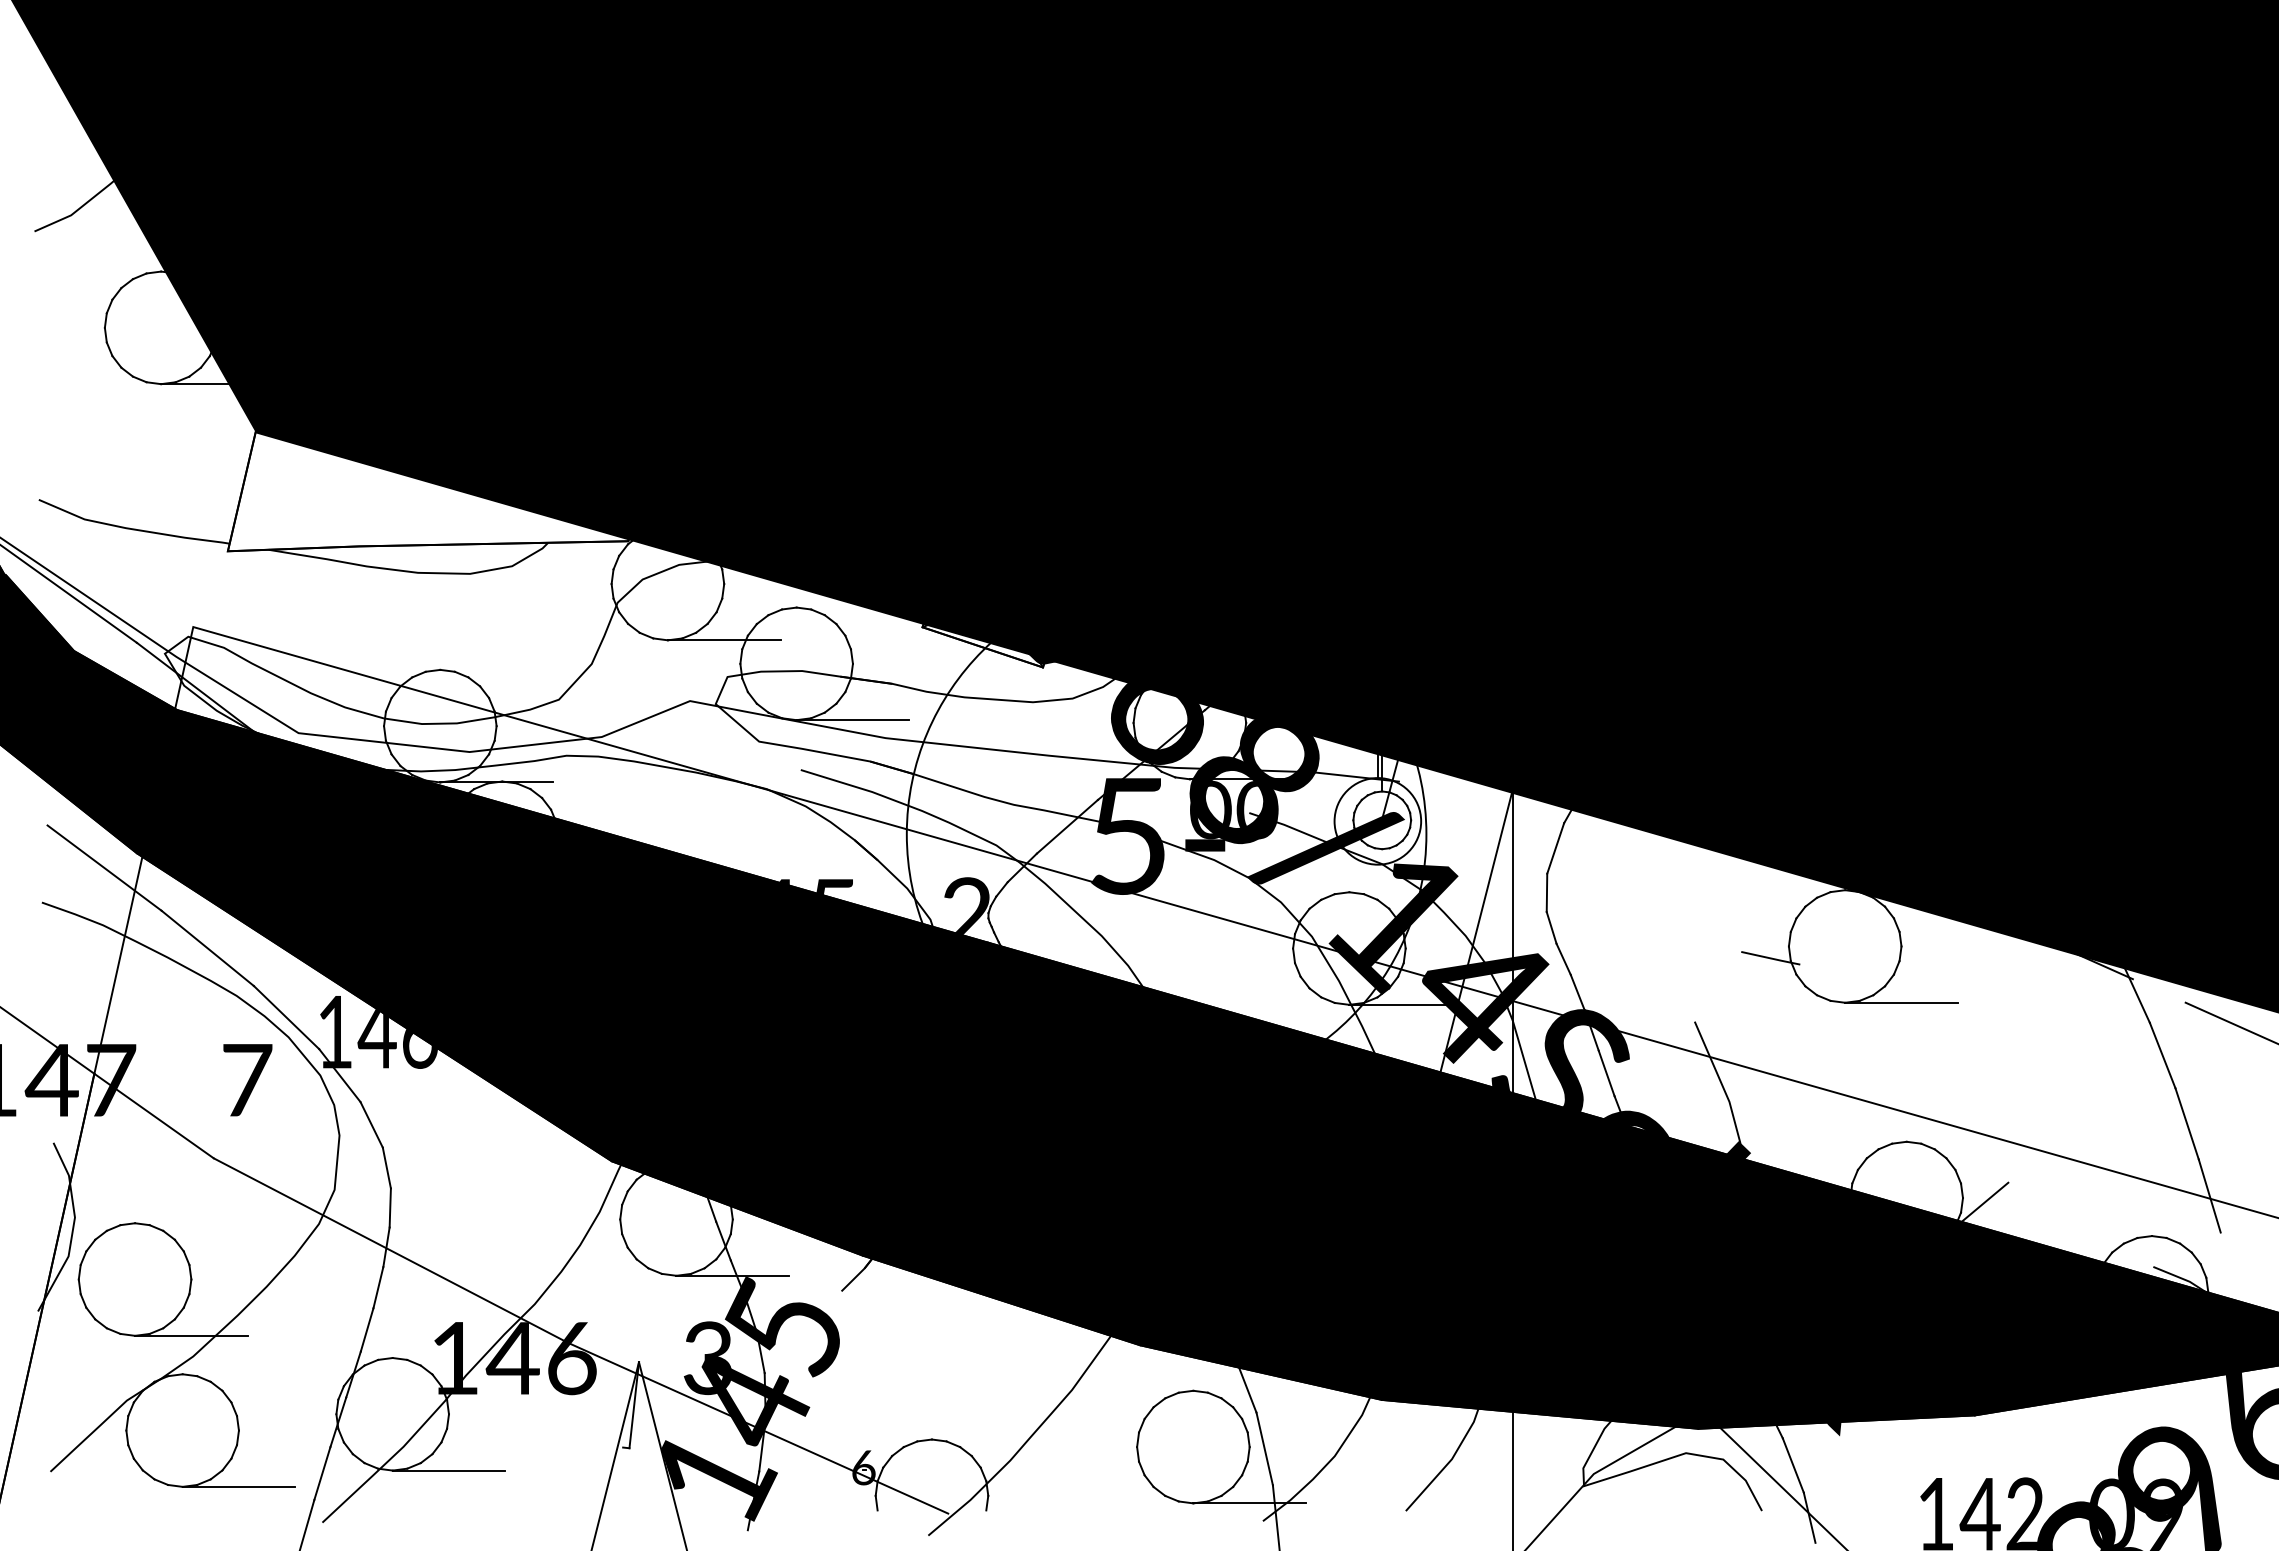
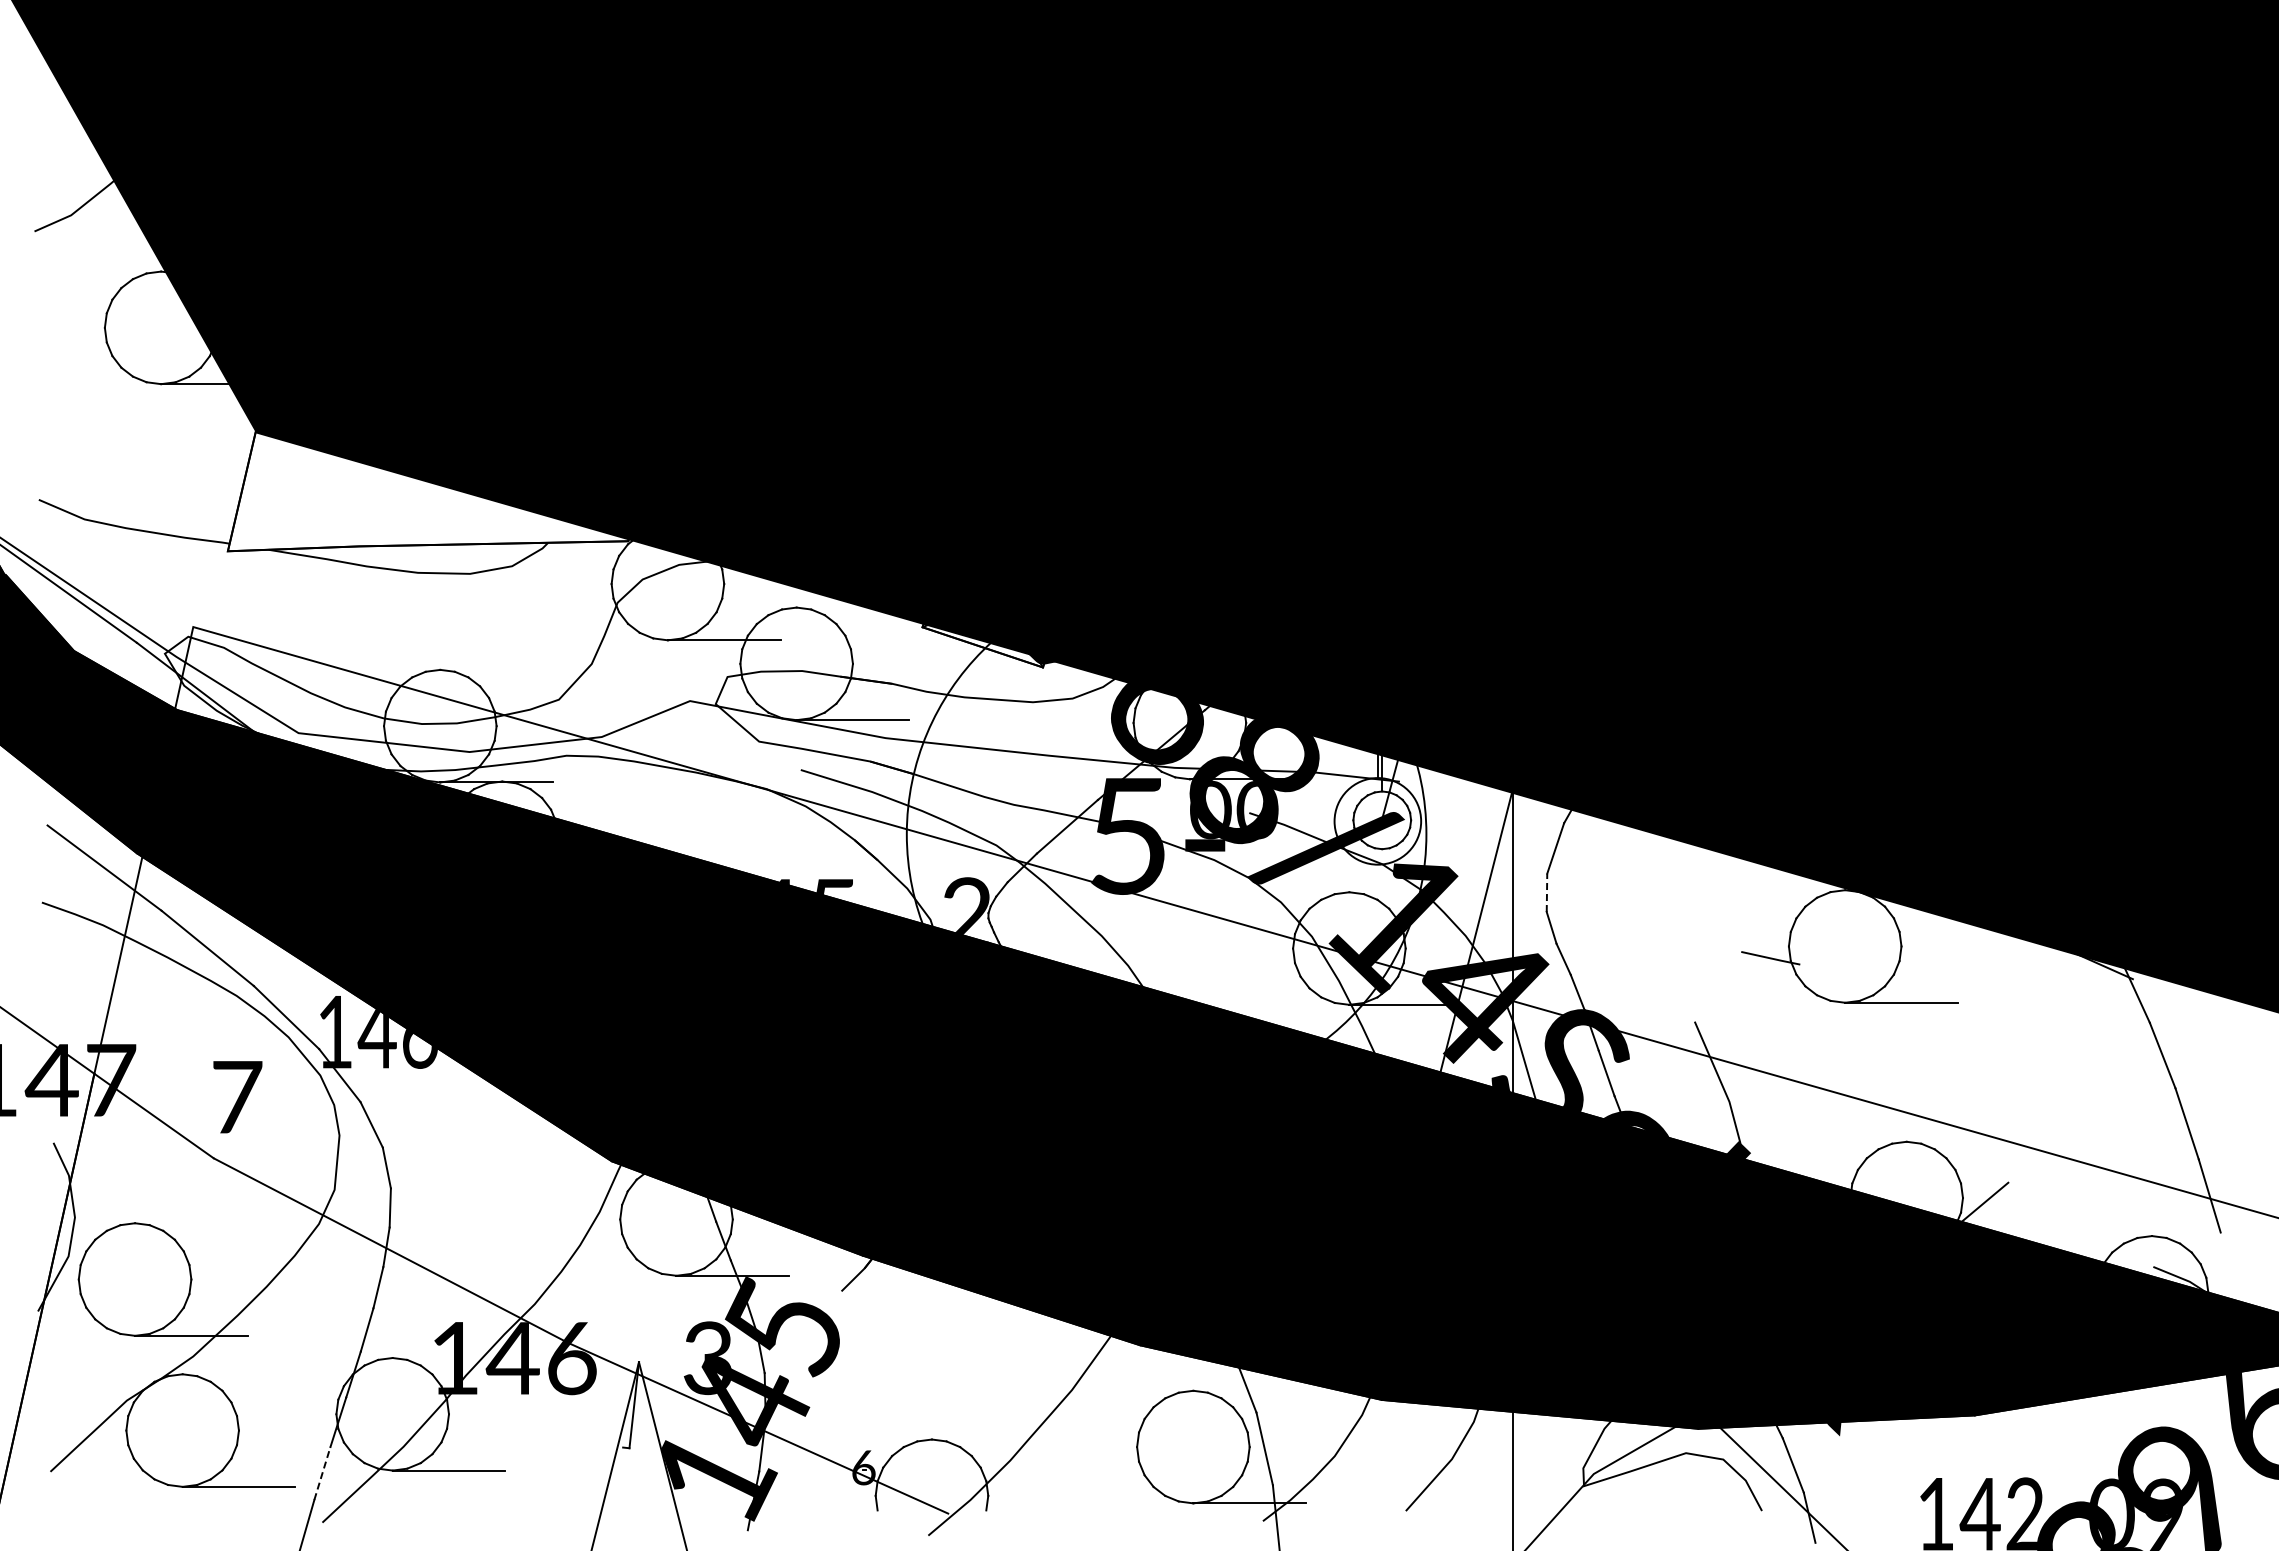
line: solid -> dashed (1547, 892)
line: present -> none (2230, 1022)
text position: (247, 1080) -> (237, 1097) (237, 1097)
line: solid -> dashed (322, 1473)
